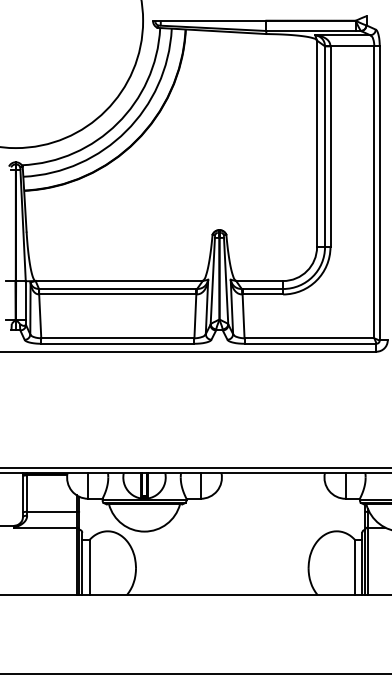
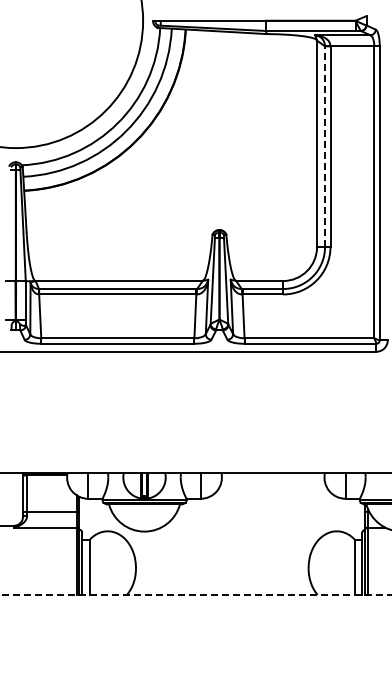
line: solid -> dashed (325, 146)
line: present -> none (195, 467)
line: solid -> dashed (196, 594)
line: present -> none (195, 674)
